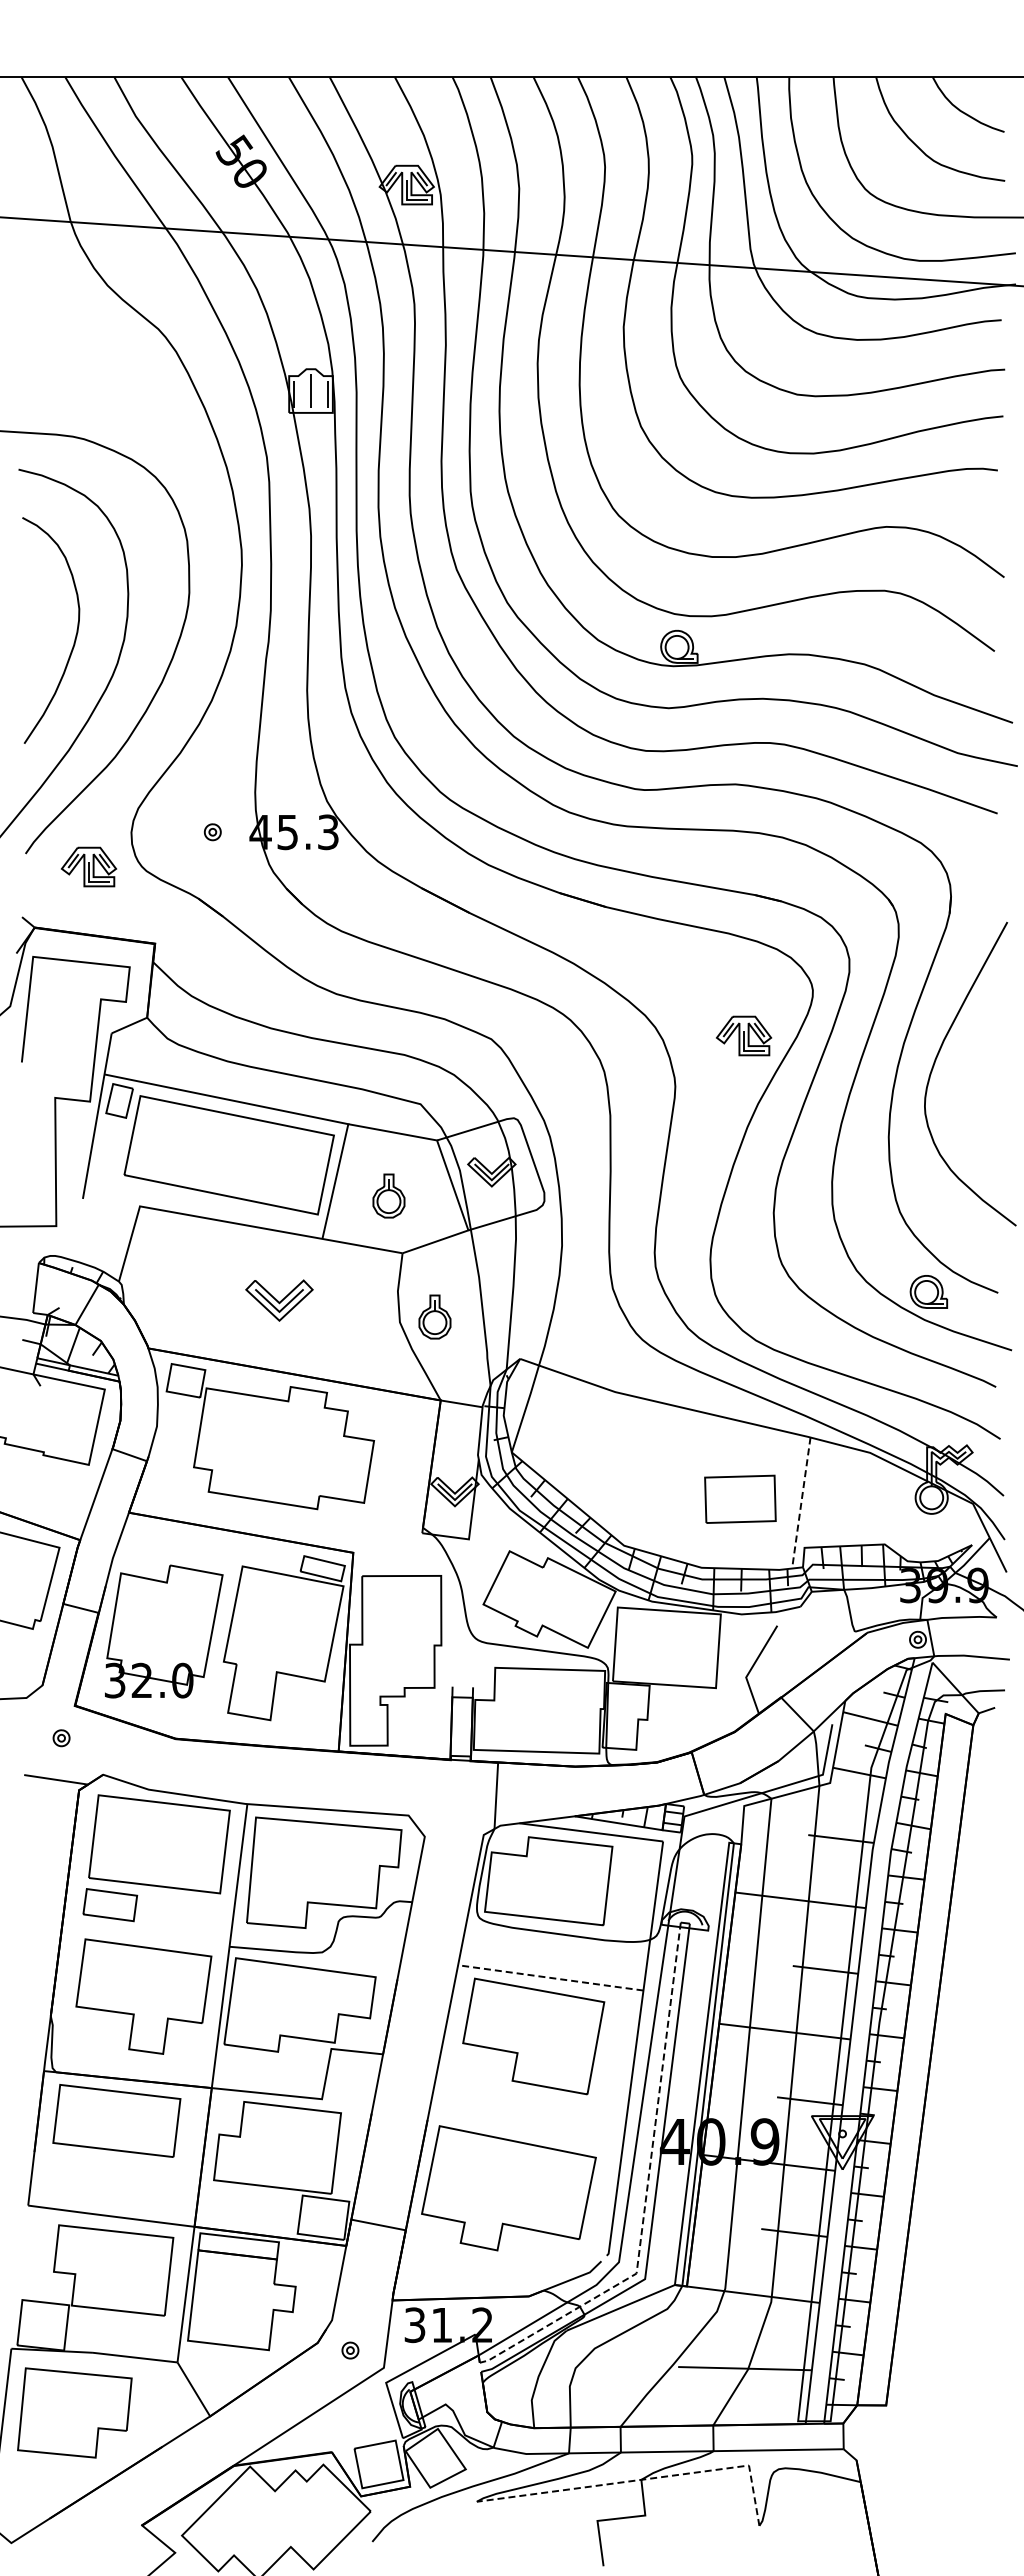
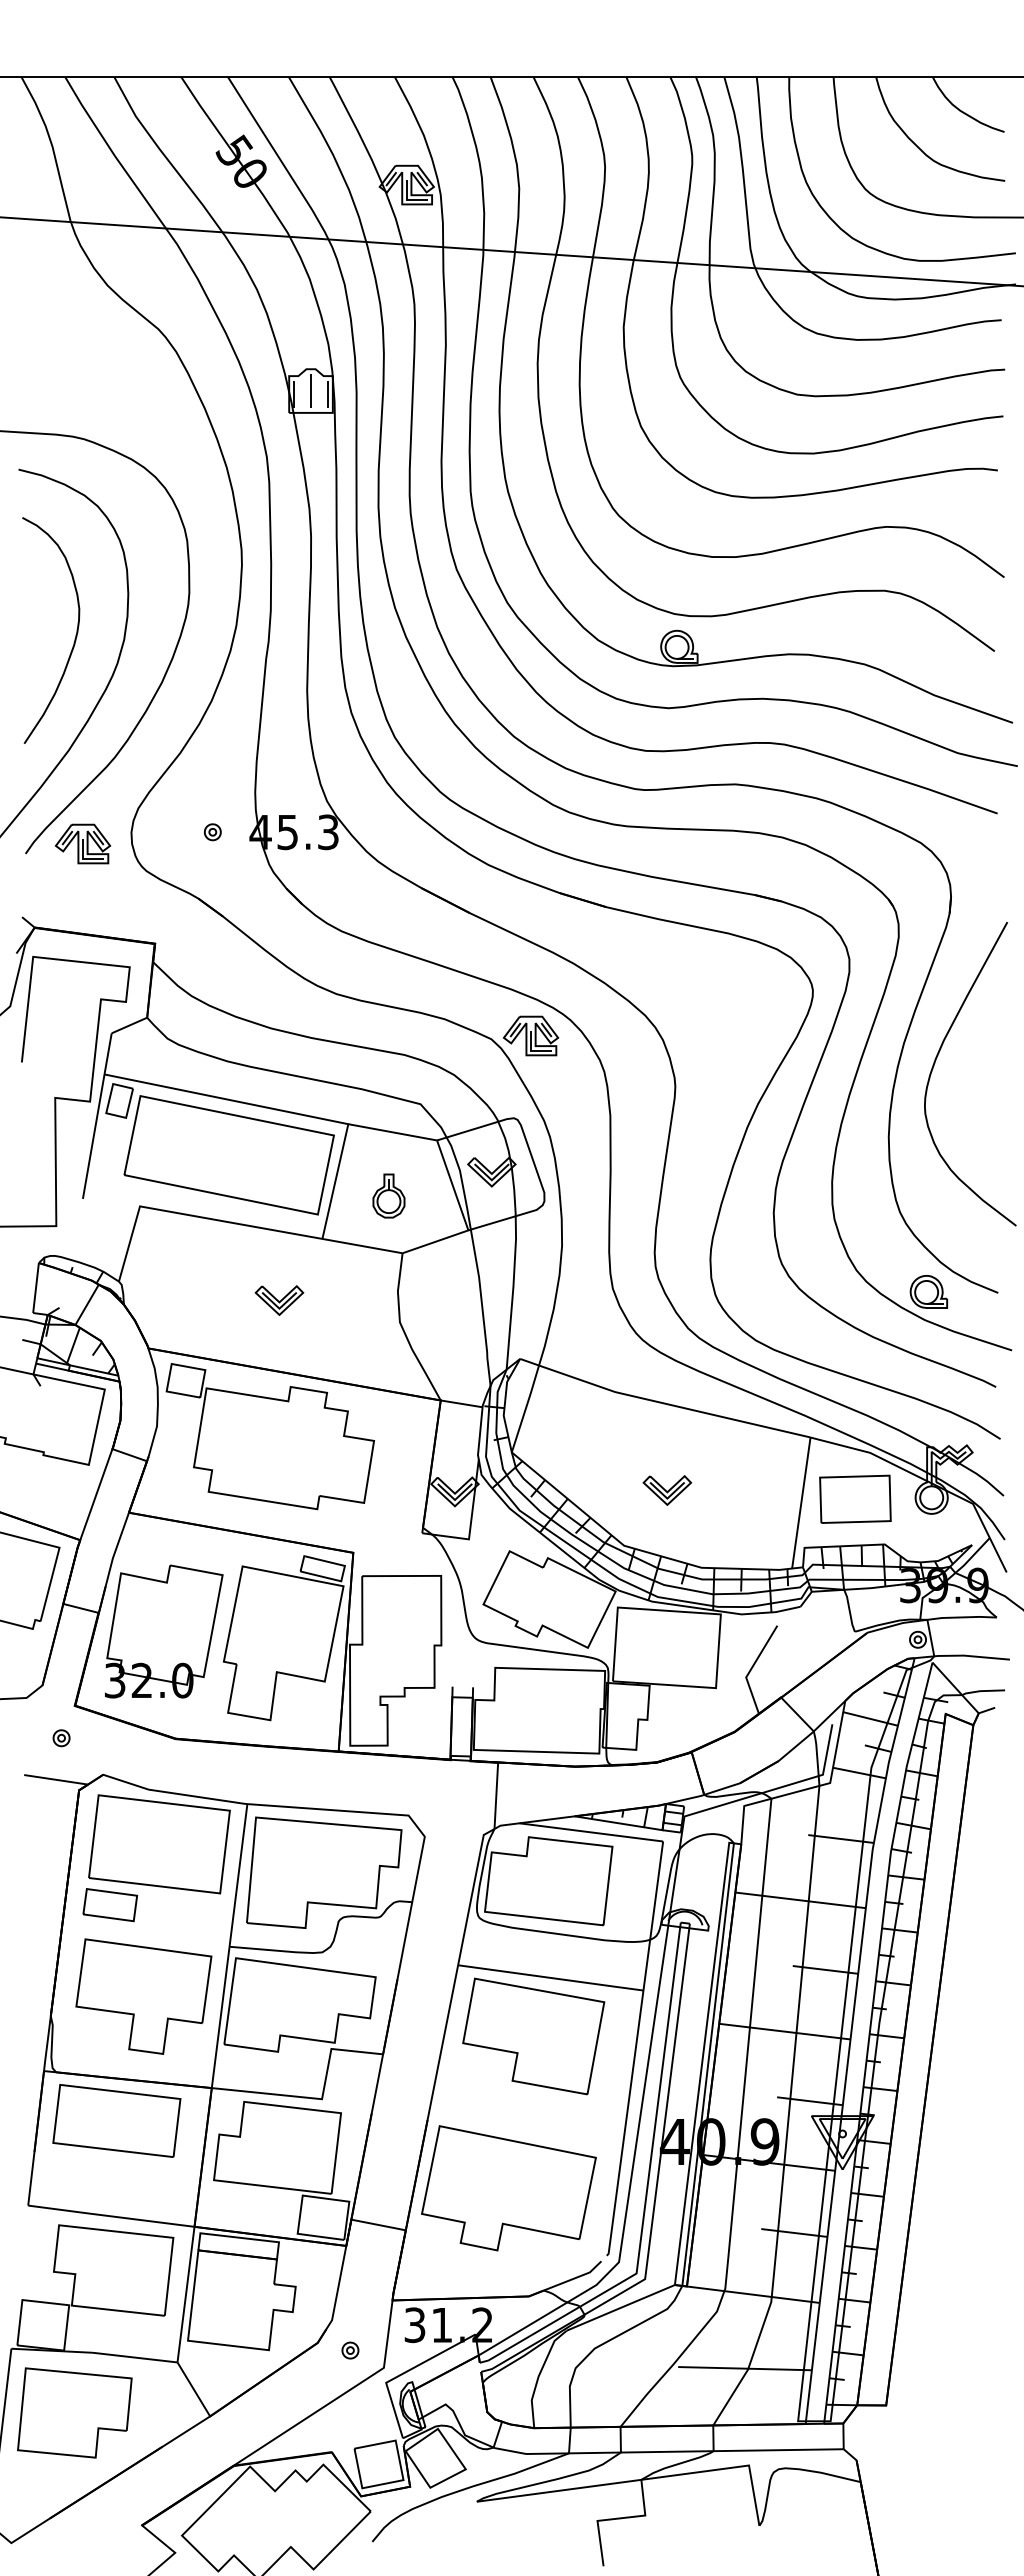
part position: (89, 866) -> (83, 843) (83, 843)
part position: (744, 1035) -> (531, 1035) (531, 1035)
part size: 69x43 px -> 51x31 px (279, 1300)
part: present -> none (434, 1316)
part: none -> present (667, 1490)
part position: (740, 1498) -> (855, 1498) (855, 1498)
line: dashed -> solid (801, 1503)
line: dashed -> solid (551, 1978)
line: dashed -> solid (647, 2189)
line: dashed -> solid (643, 2479)
